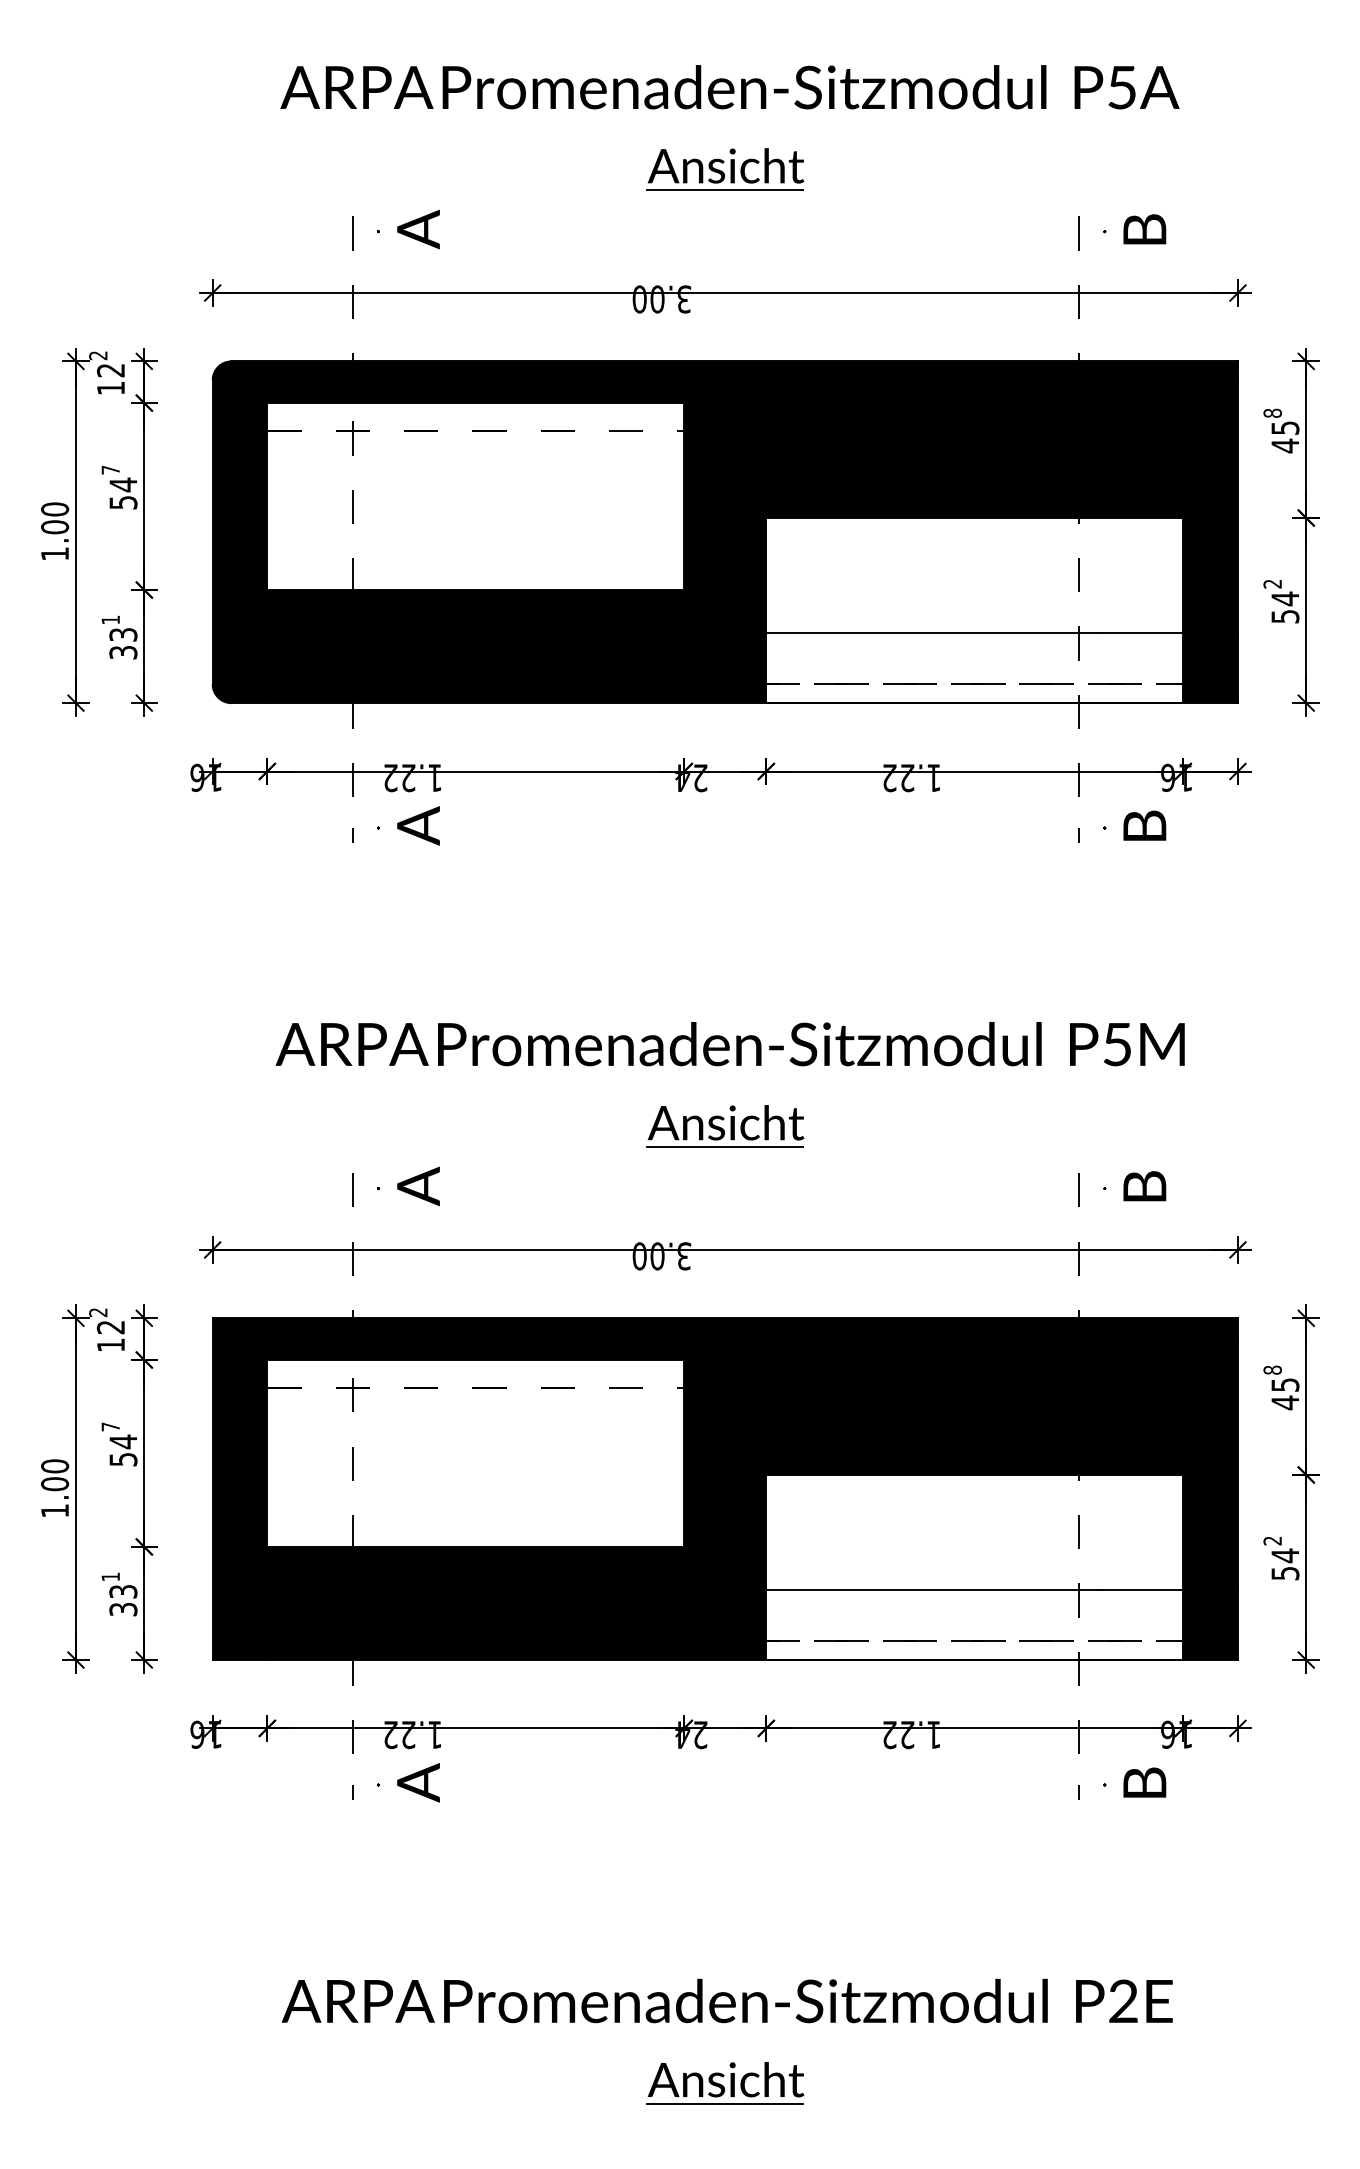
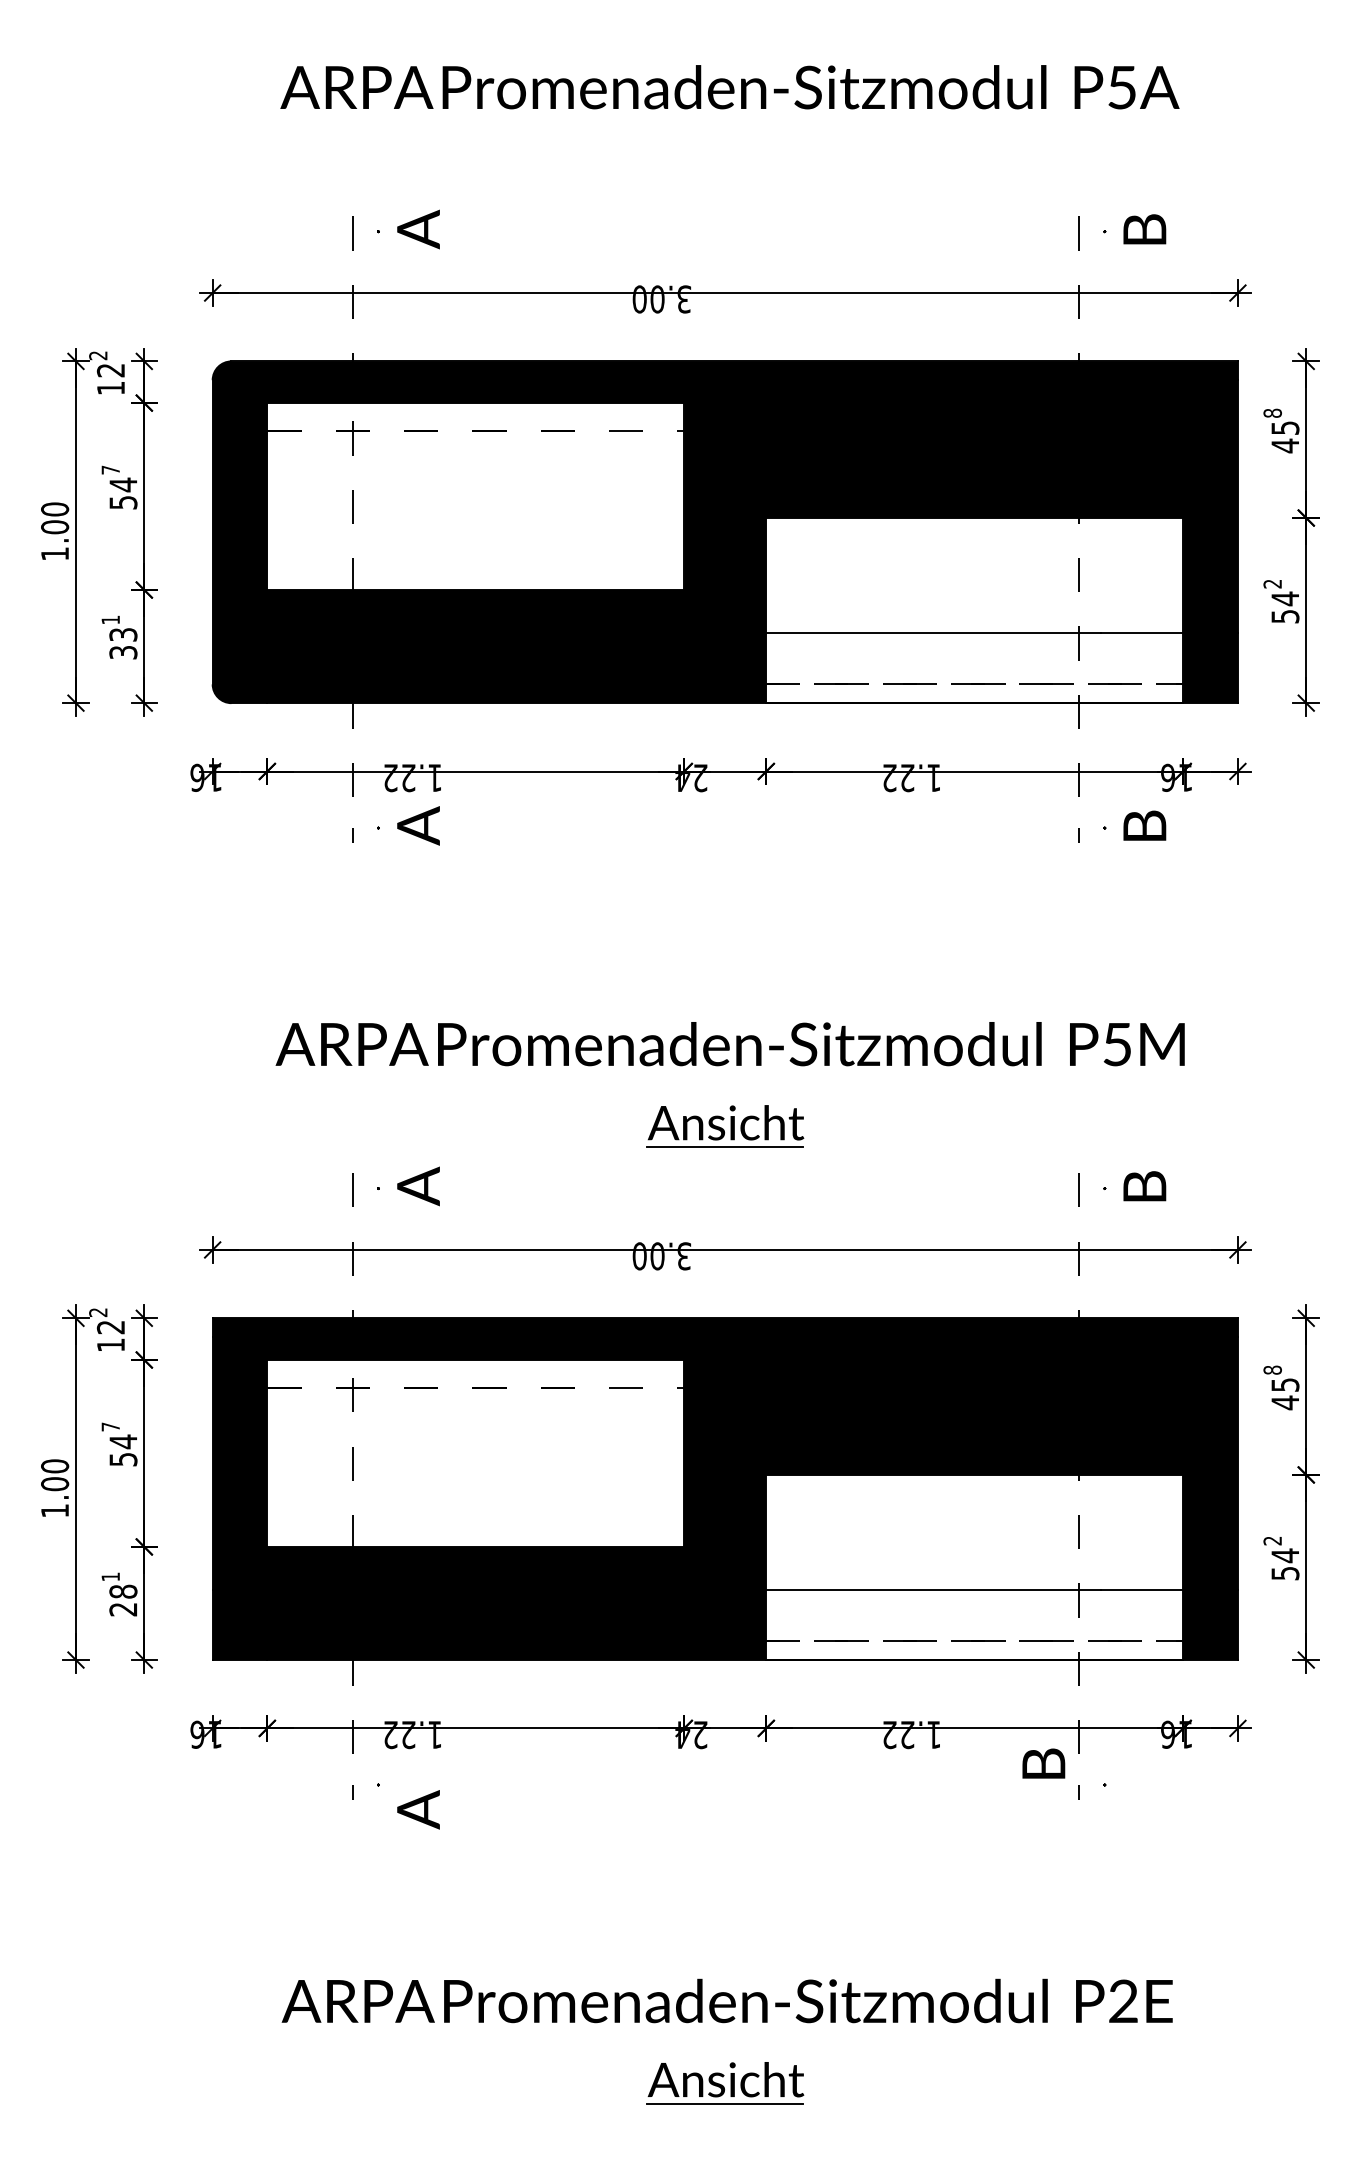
part: present -> none (725, 169)
text: 33 -> 28 (123, 1600)
text position: (418, 1782) -> (418, 1809) (418, 1809)
text position: (1144, 1782) -> (1043, 1763) (1043, 1763)
